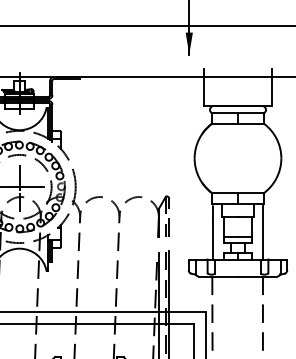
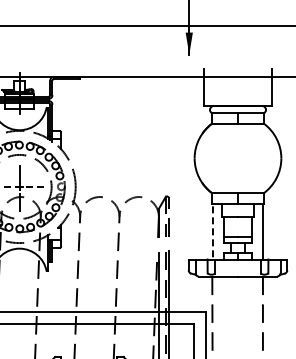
line: solid -> dashed (22, 186)
line: solid -> dashed (212, 232)
